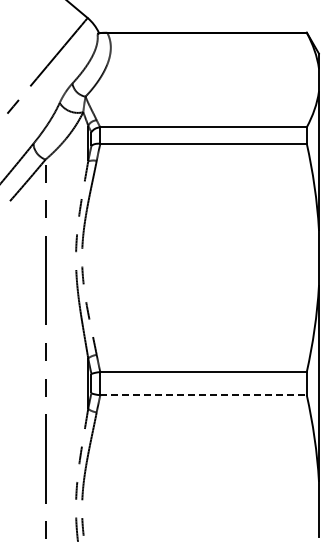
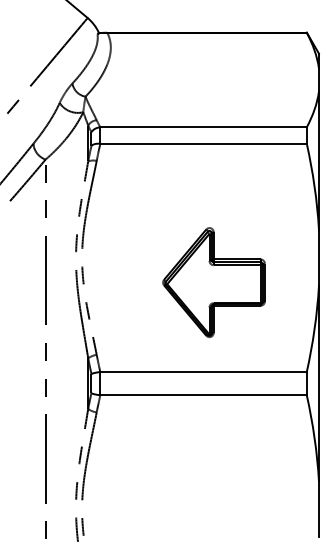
part: none -> present (213, 282)
line: dashed -> solid (204, 395)
